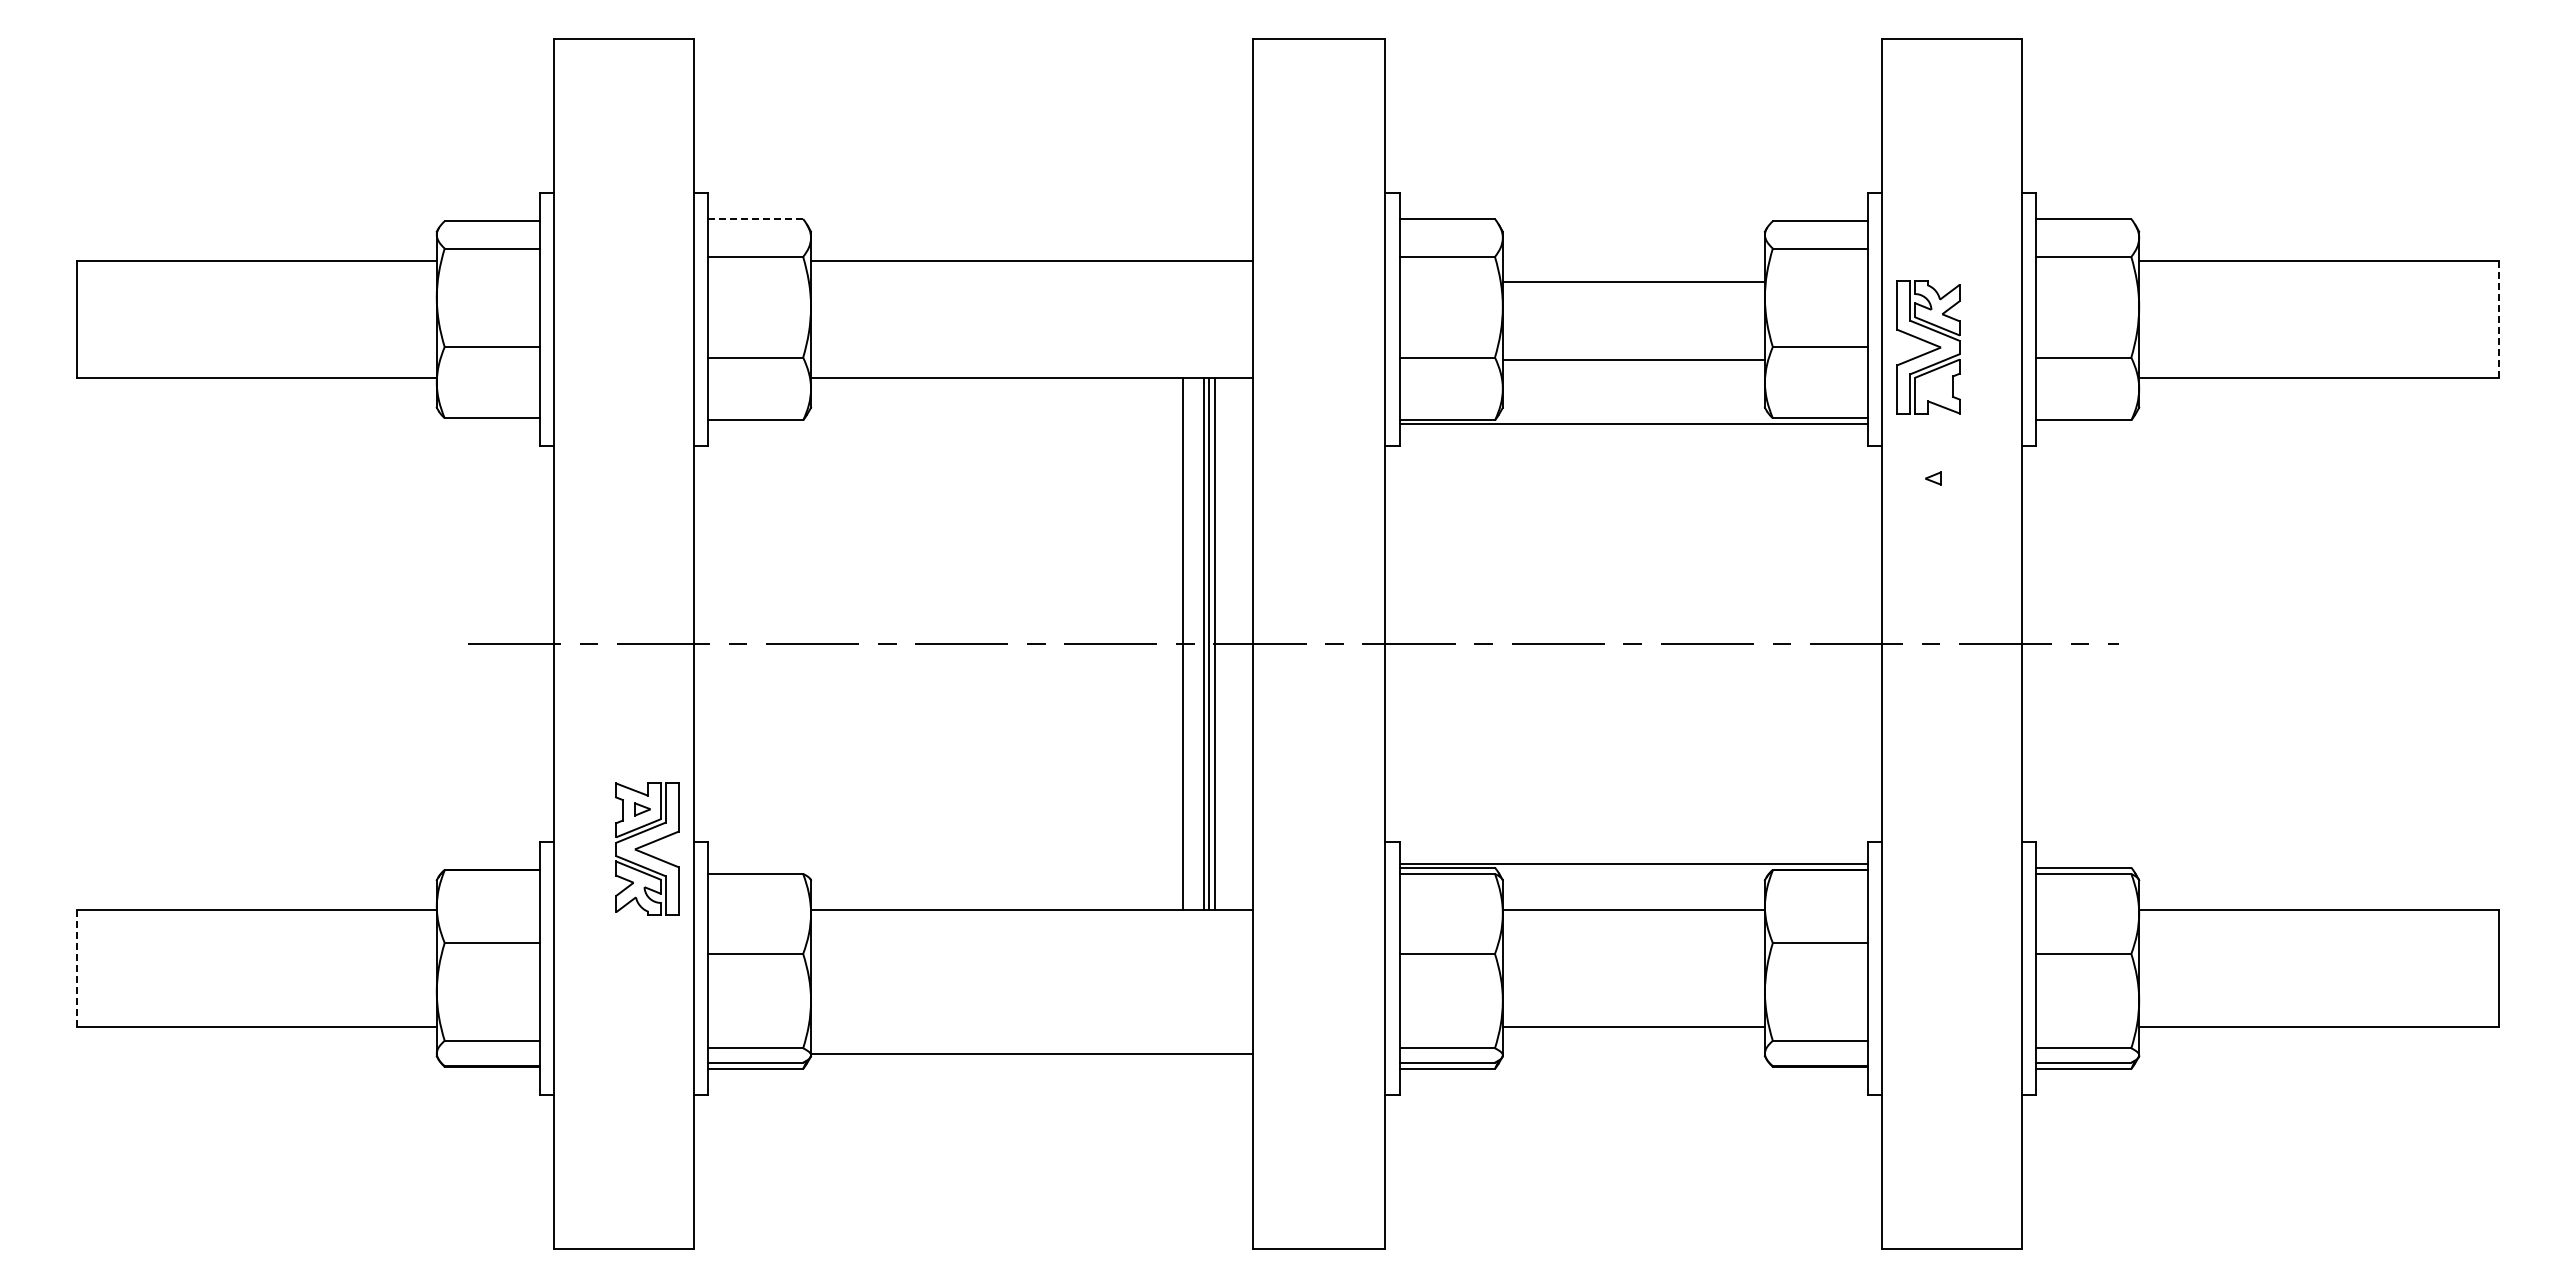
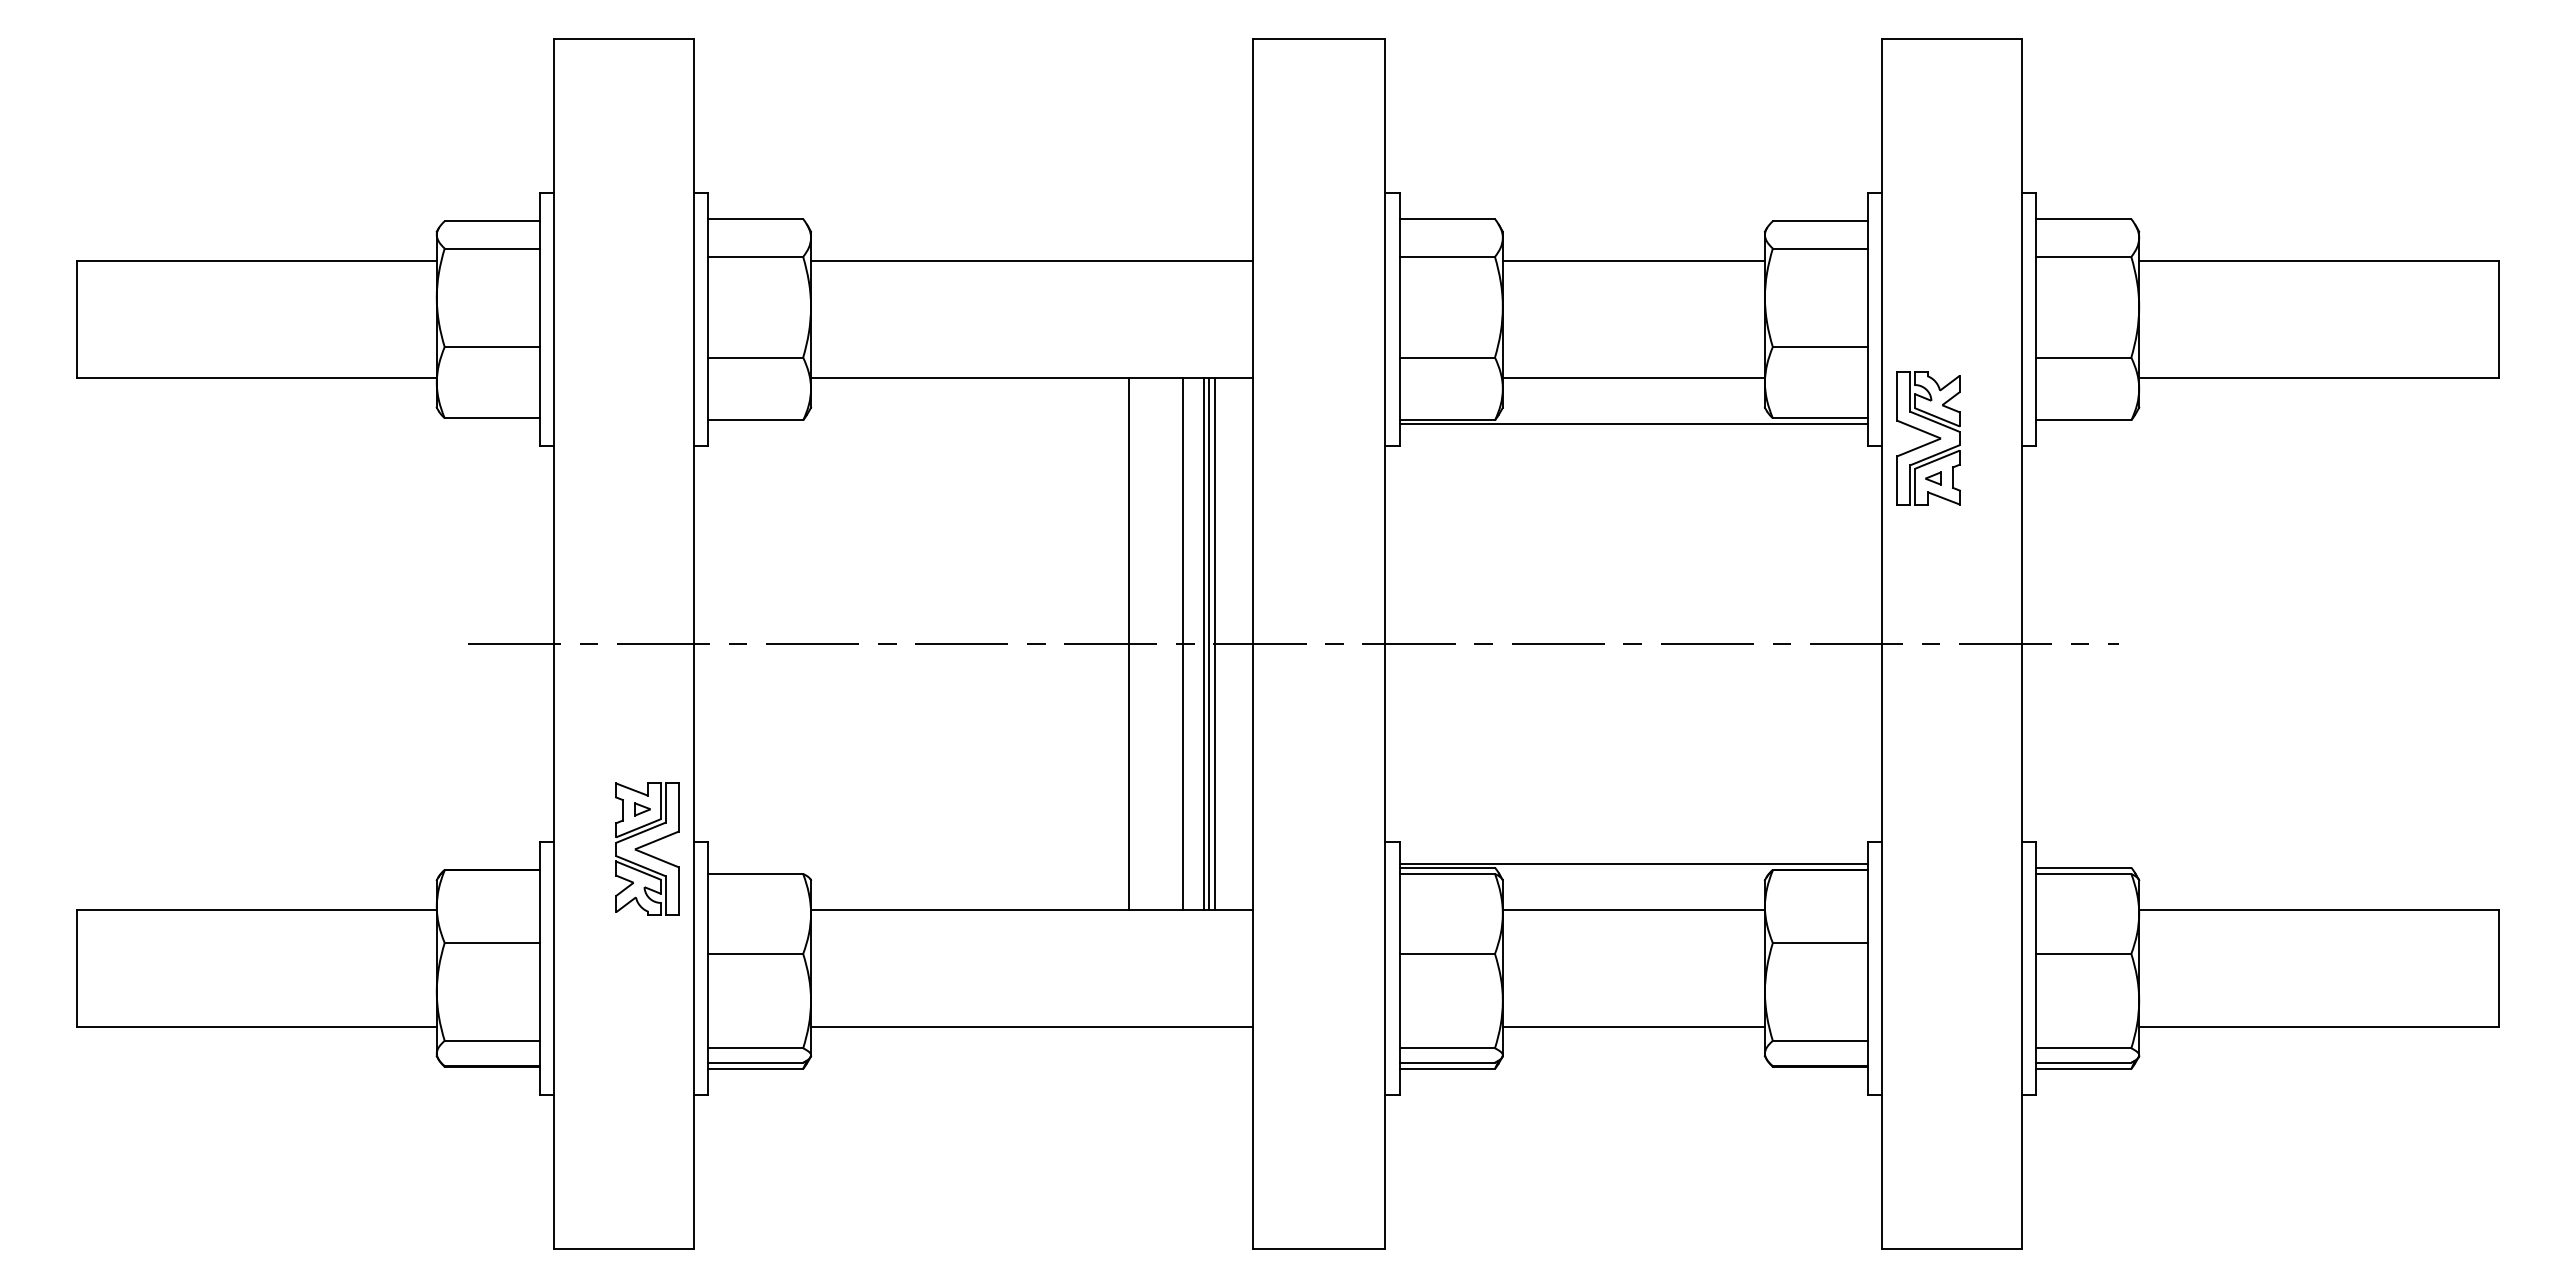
line: dashed -> solid (755, 219)
line position: (1633, 282) -> (1633, 261) (1633, 261)
line: dashed -> solid (2498, 319)
part position: (1928, 347) -> (1928, 438) (1928, 438)
line position: (1633, 360) -> (1633, 378) (1633, 378)
line: none -> present (1129, 643)
line: dashed -> solid (77, 968)
line position: (1032, 1054) -> (1032, 1027) (1032, 1027)
